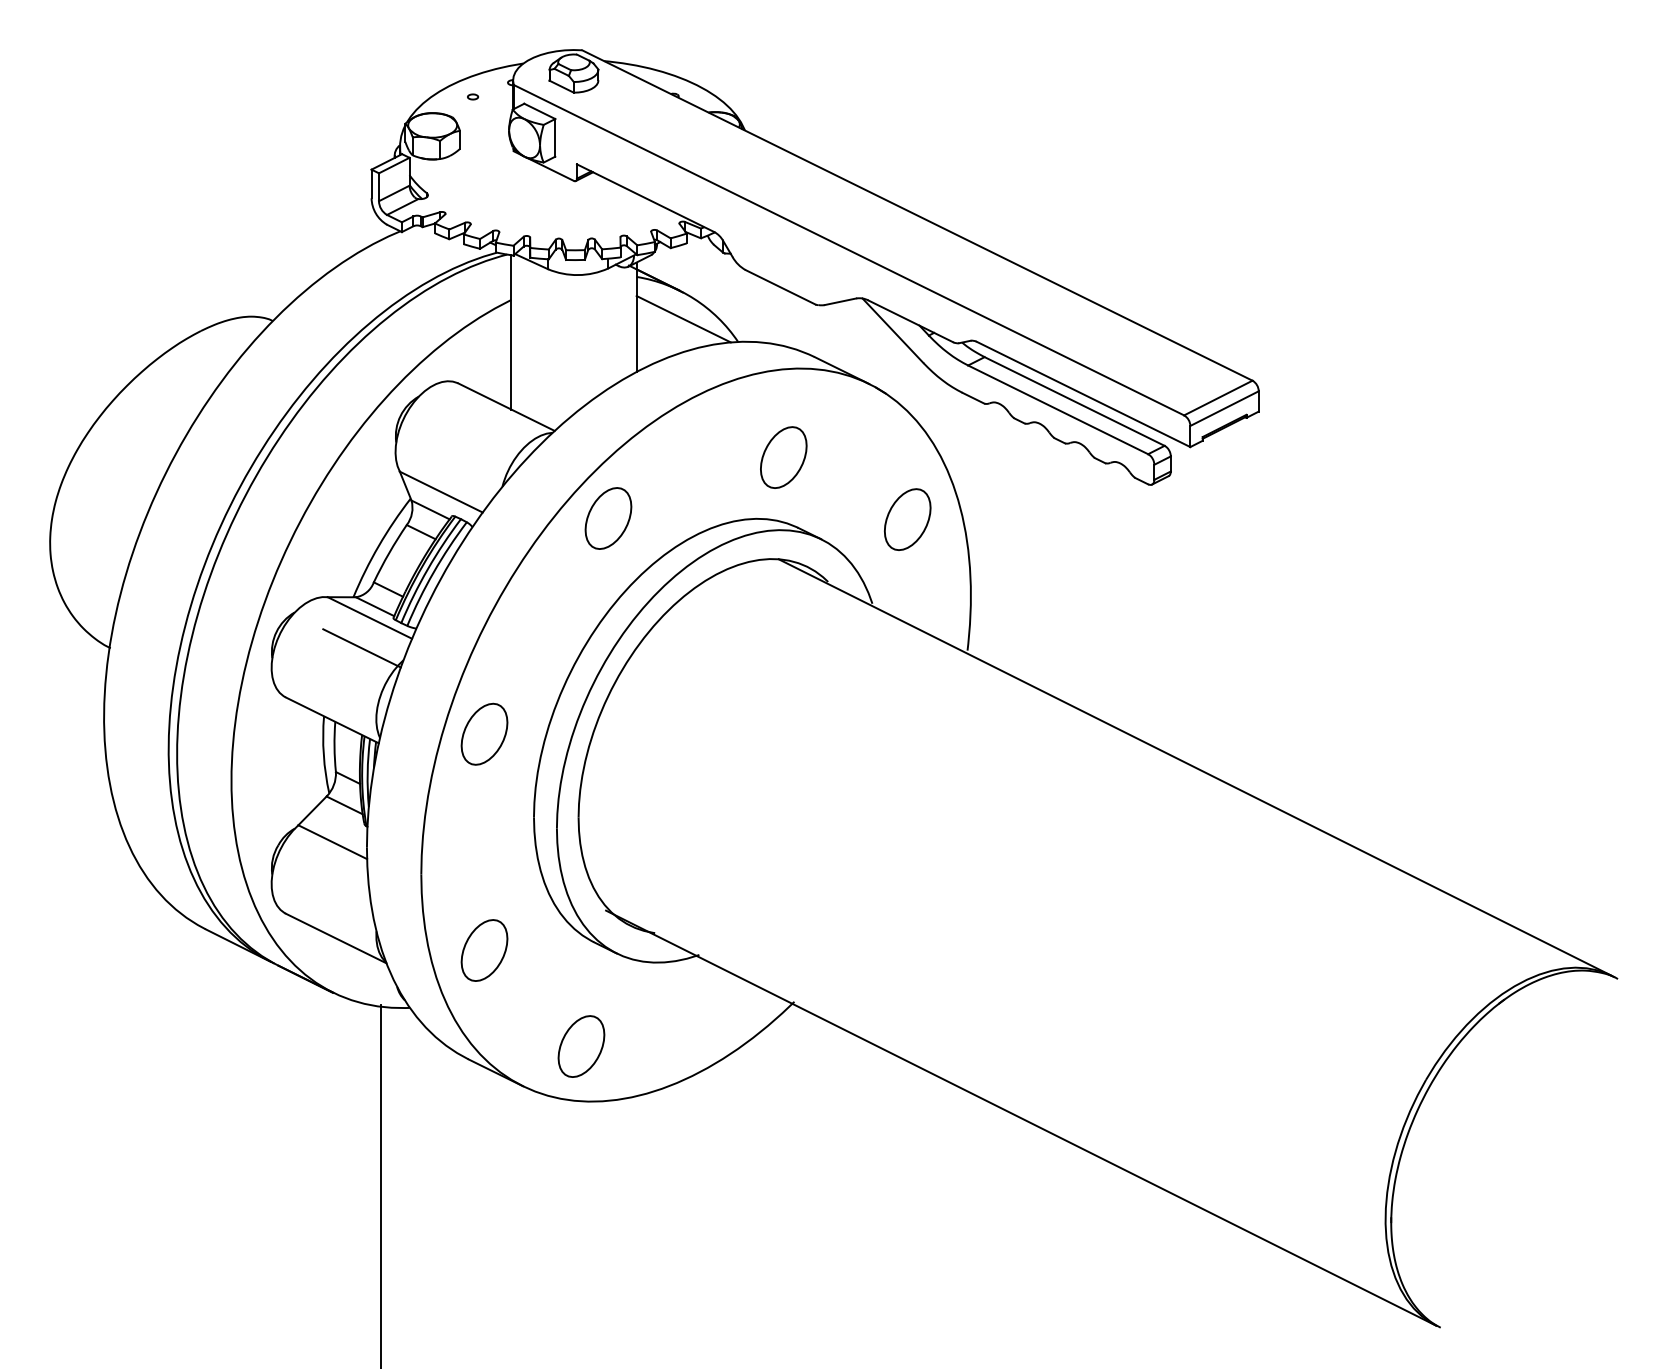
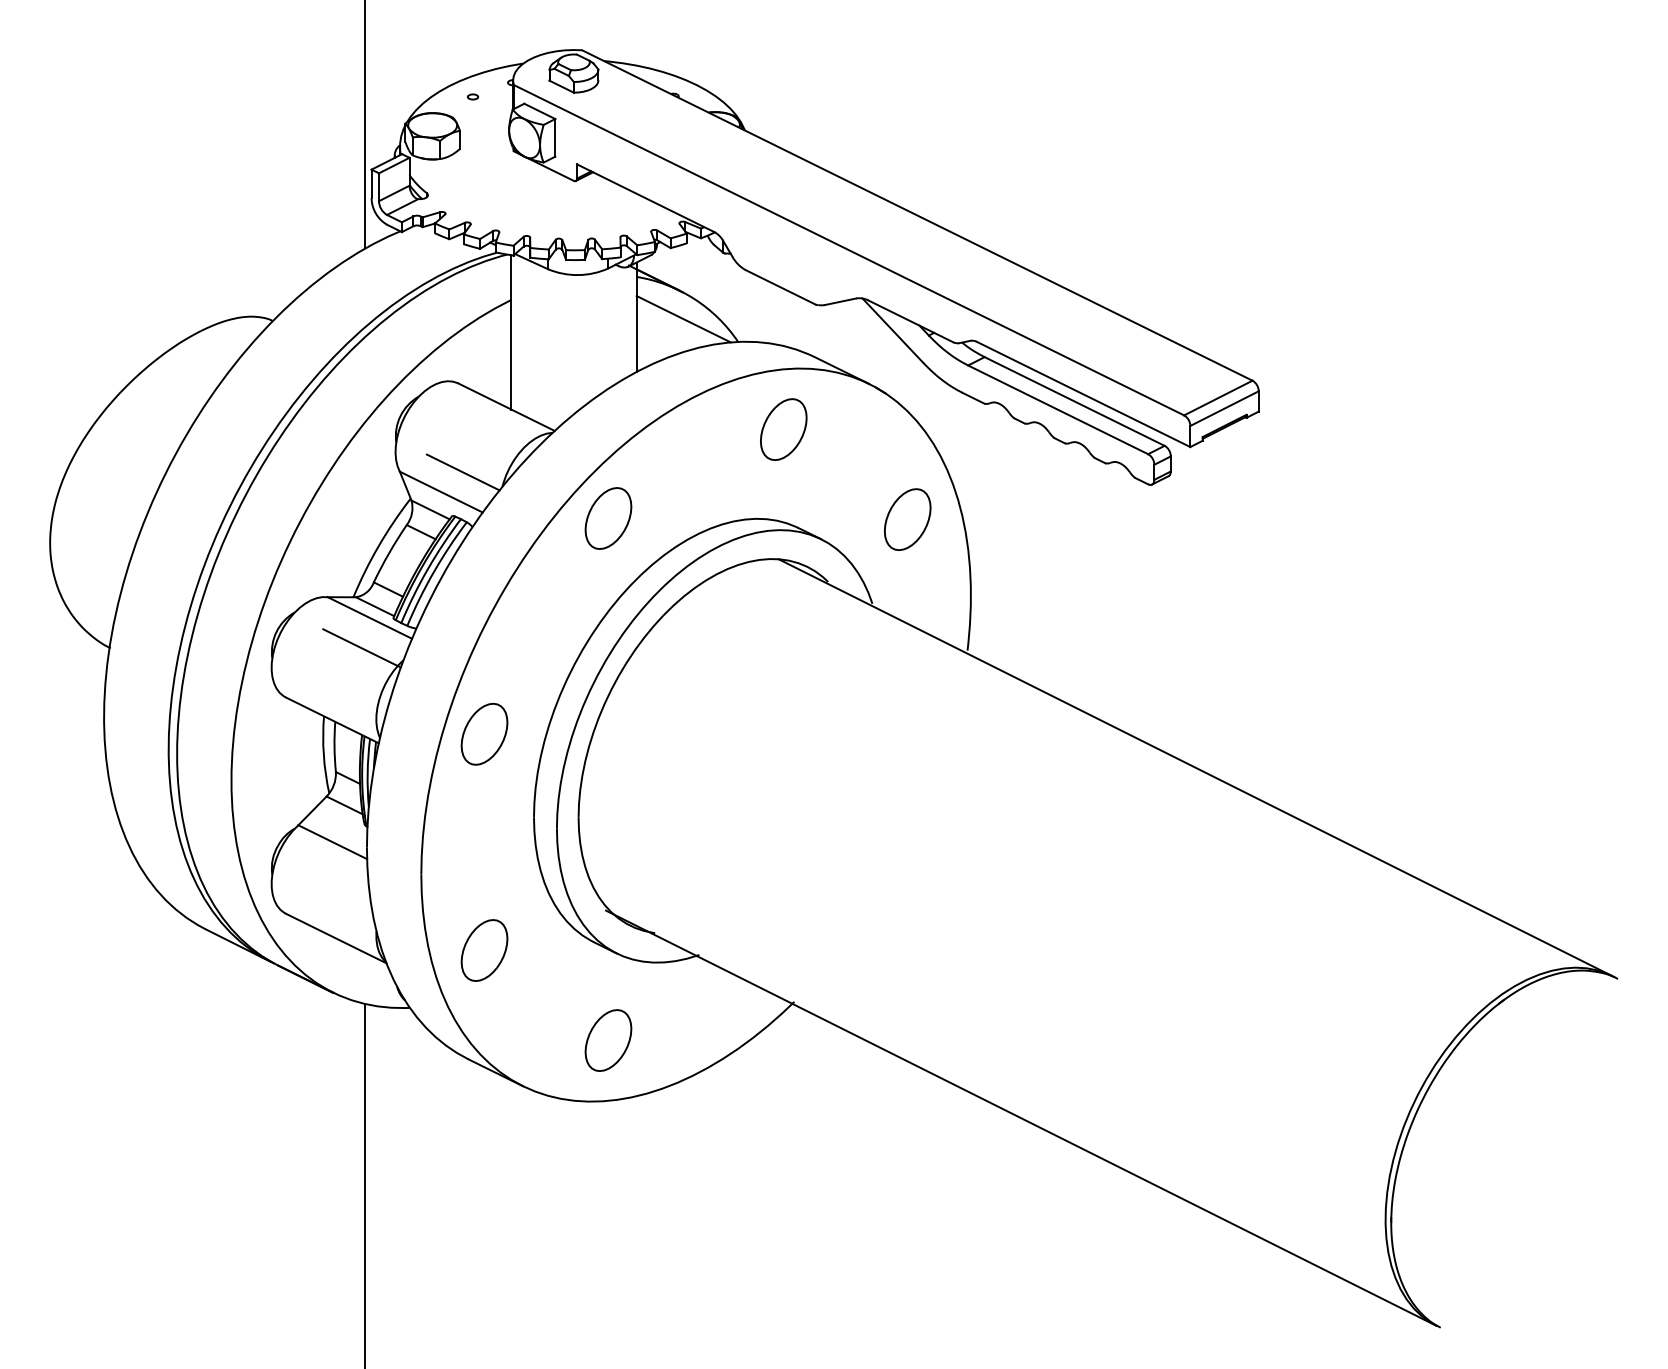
line: none -> present (365, 125)
part position: (783, 457) -> (783, 429) (783, 429)
line: none -> present (462, 472)
part position: (581, 1046) -> (608, 1040) (608, 1040)
line position: (381, 1184) -> (365, 1184) (365, 1184)
